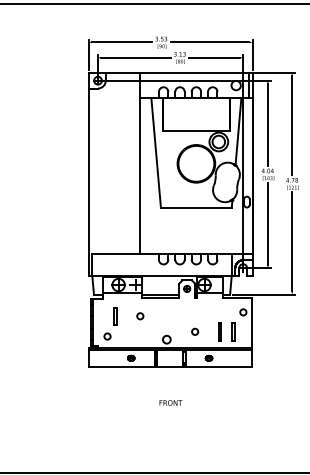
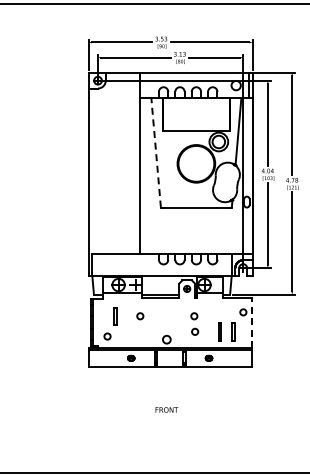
line: solid -> dashed (156, 152)
circle: none -> present (194, 316)
line: solid -> dashed (252, 322)
text position: (170, 402) -> (166, 409) (166, 409)
